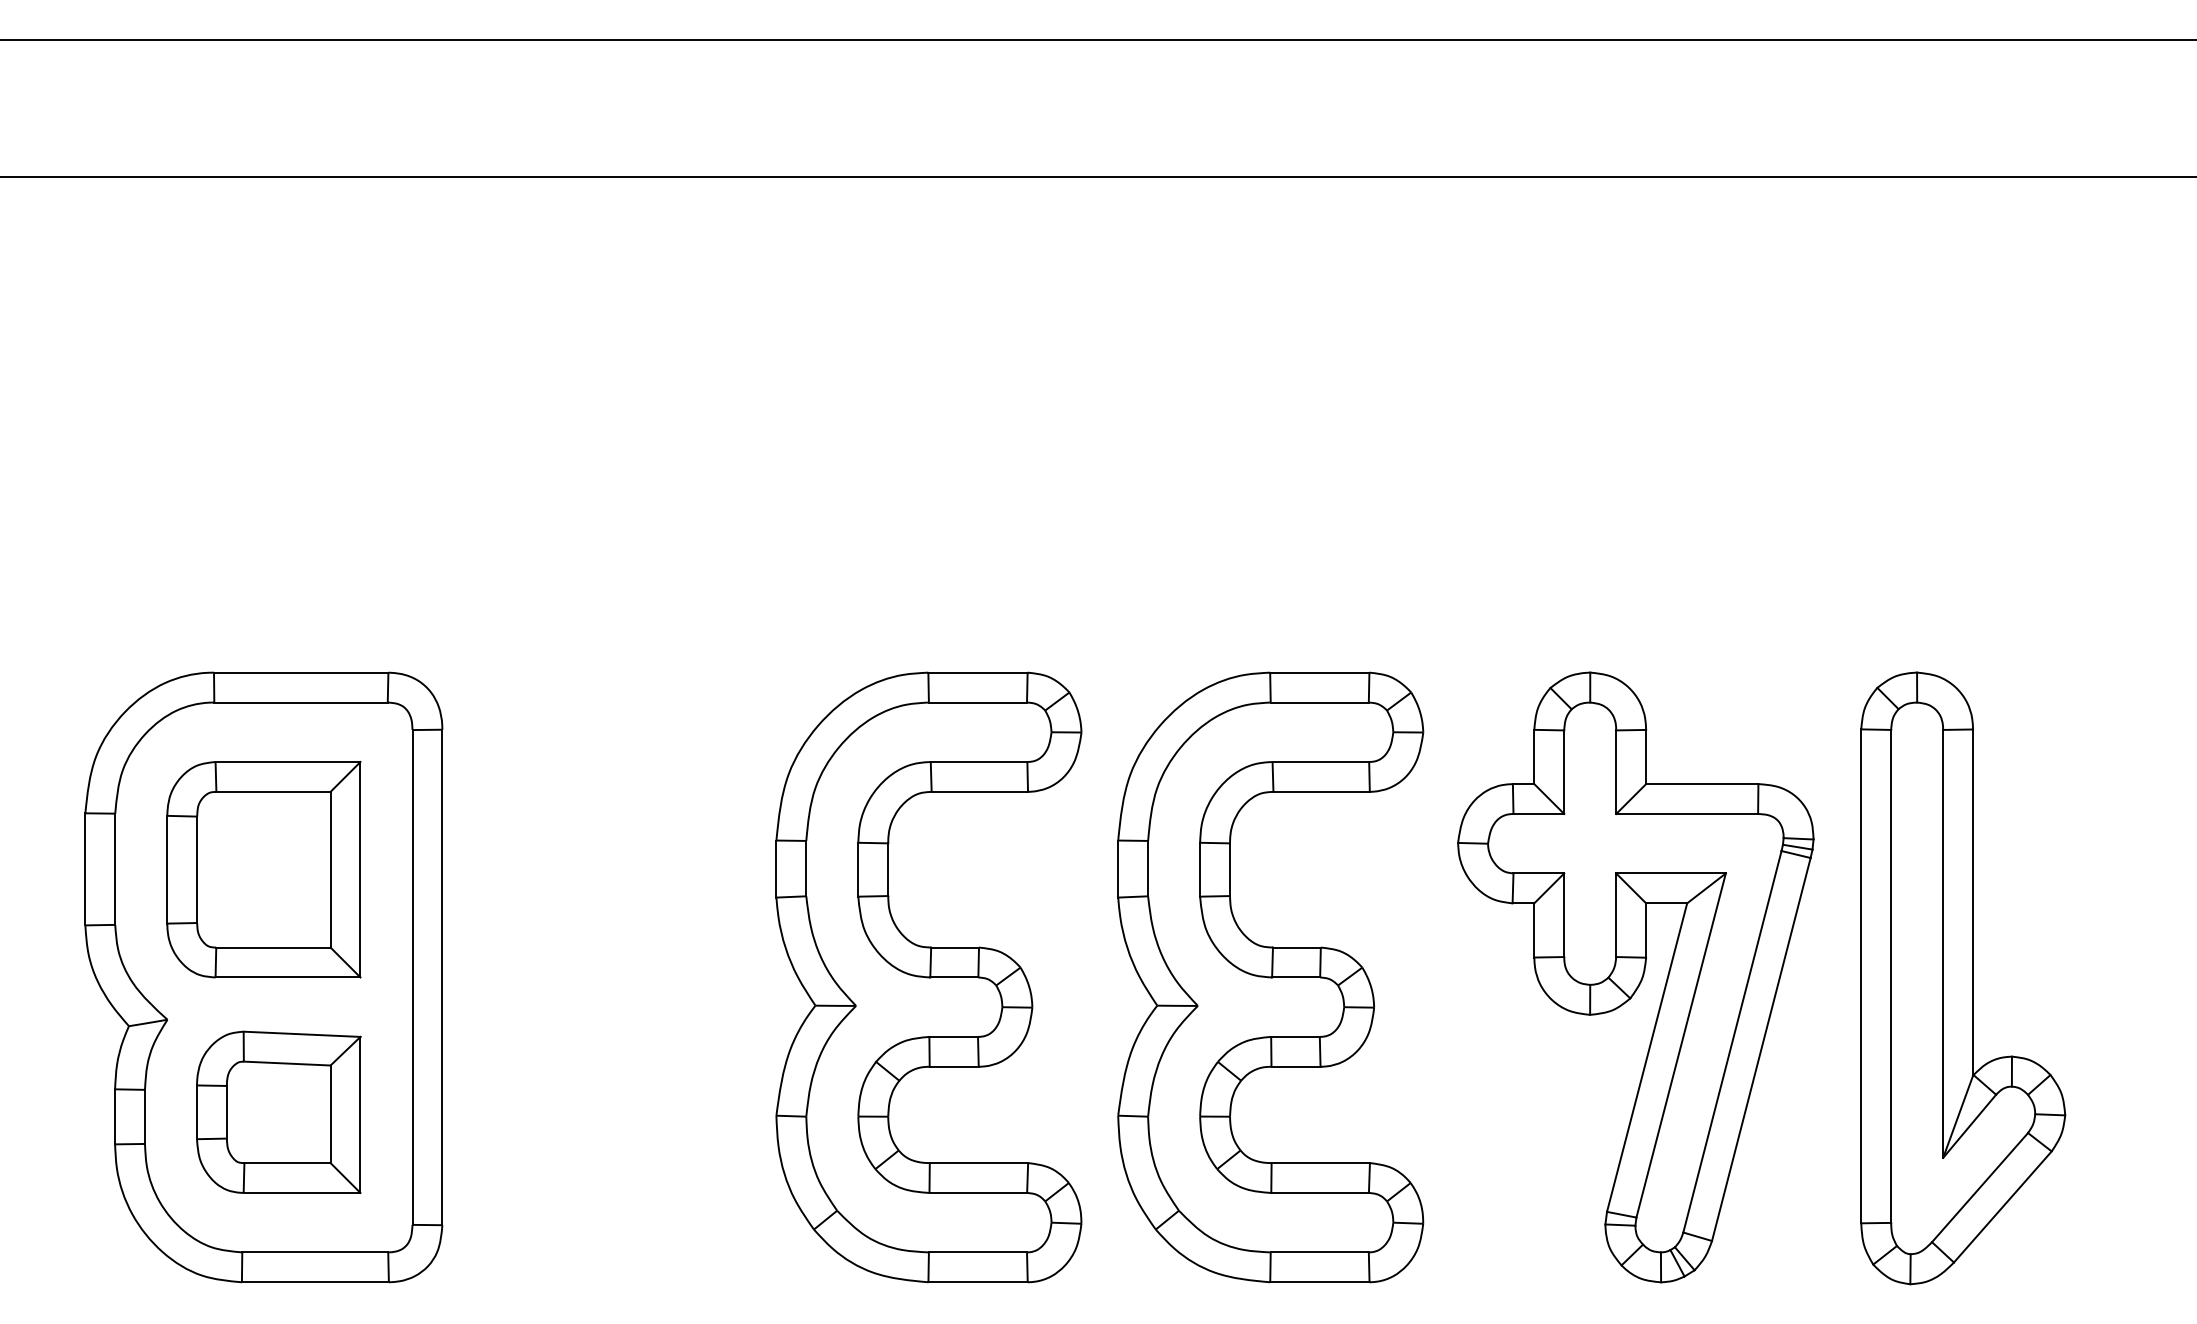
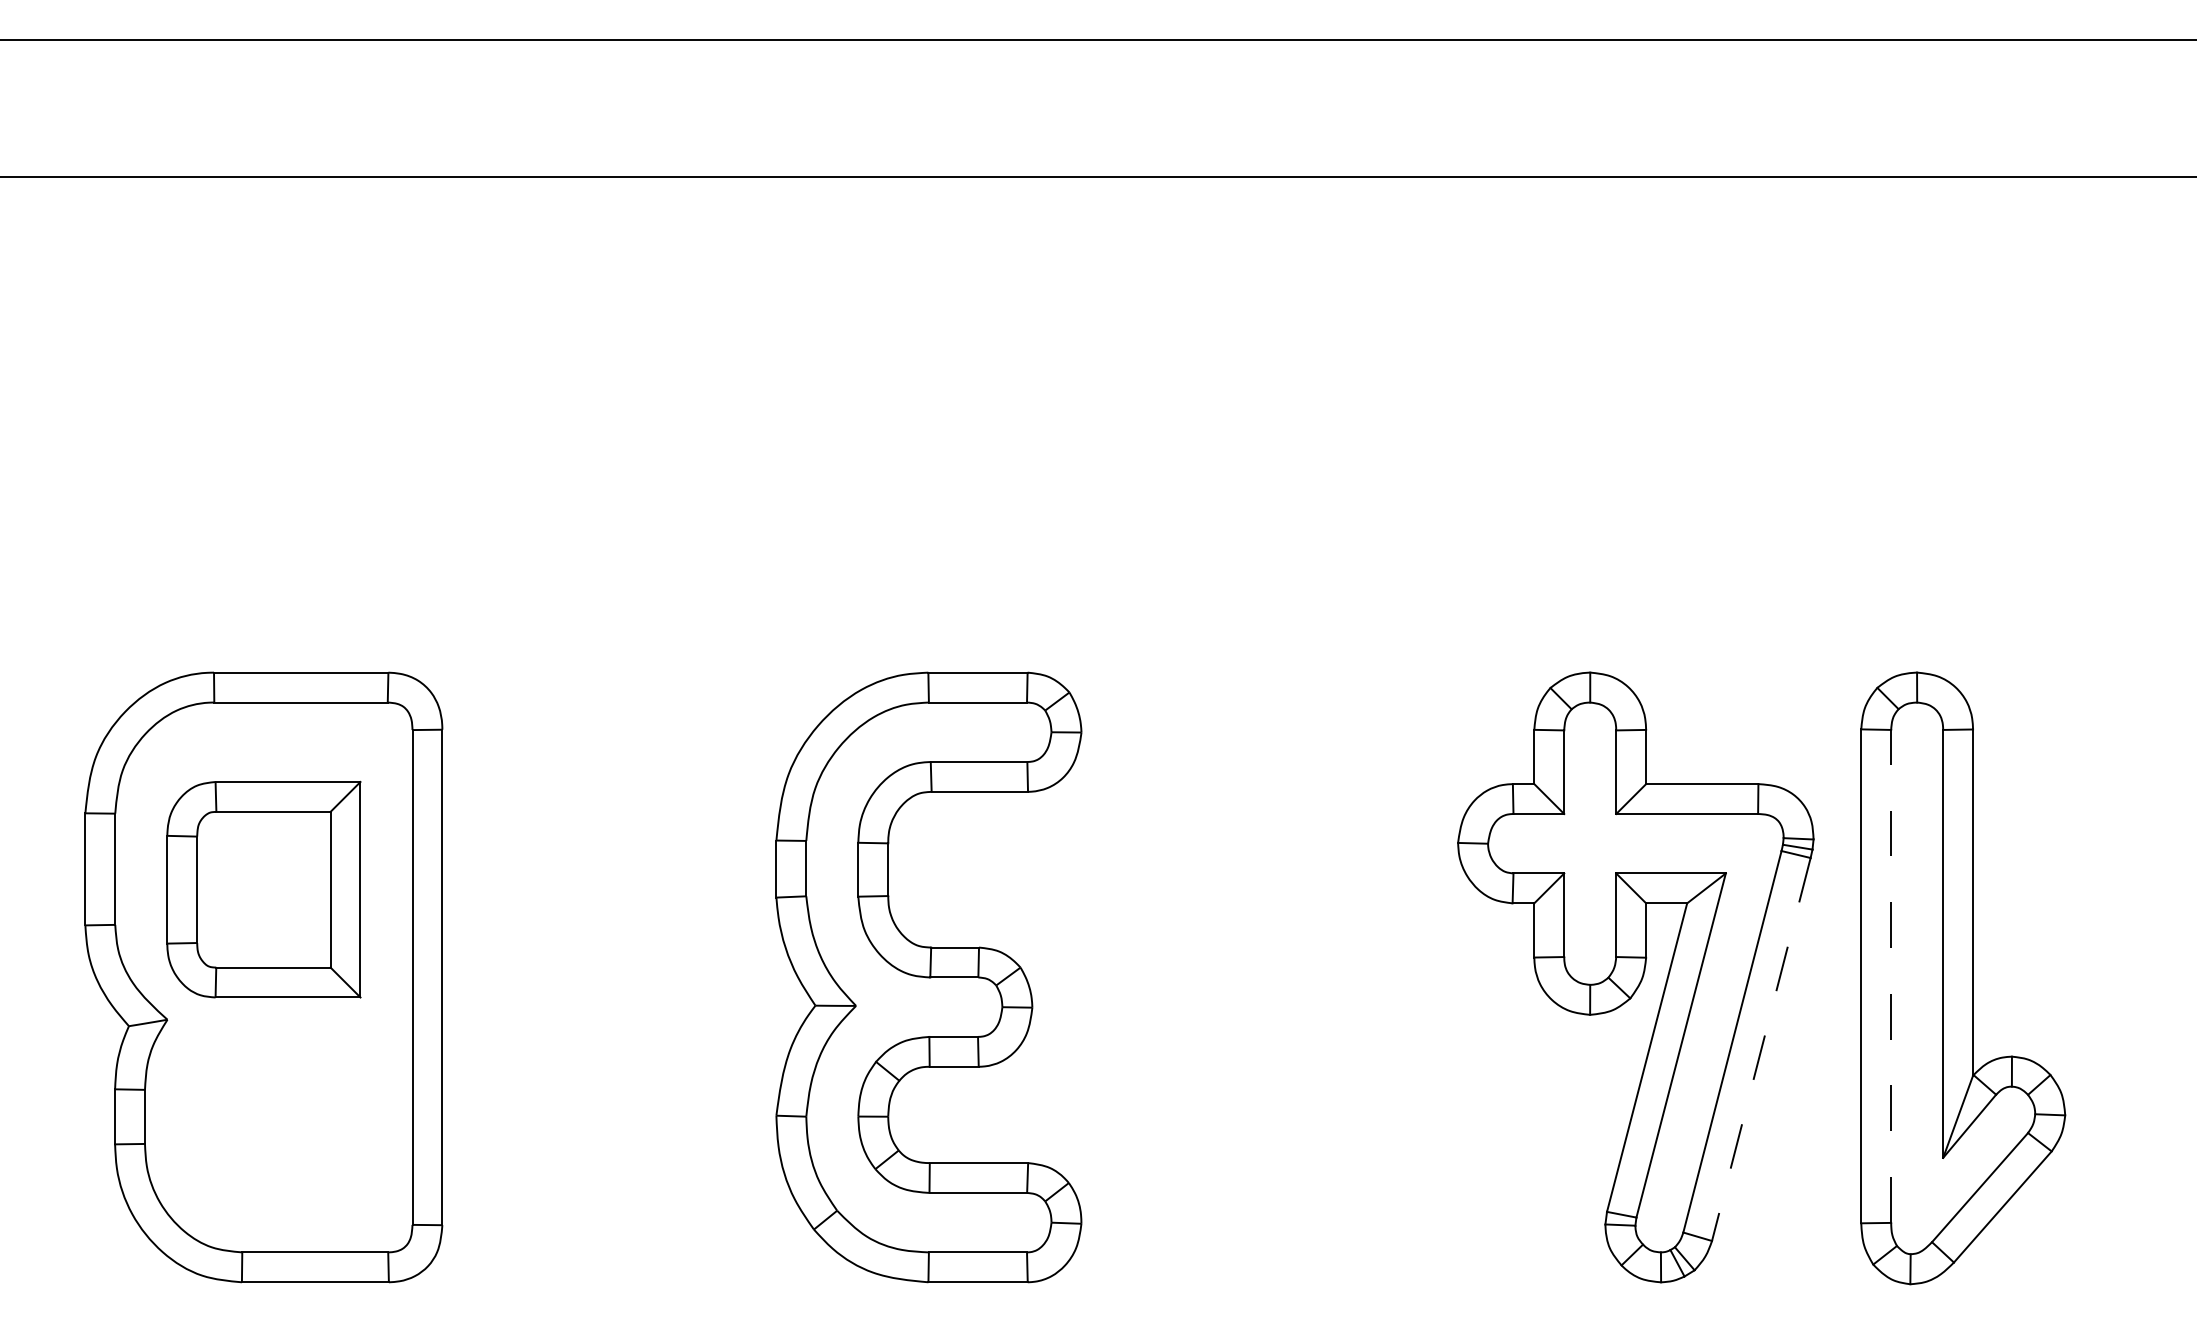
part position: (263, 869) -> (263, 889) (263, 889)
line: solid -> dashed (1891, 975)
part: present -> none (1270, 977)
line: solid -> dashed (1761, 1049)
part: present -> none (278, 1111)
